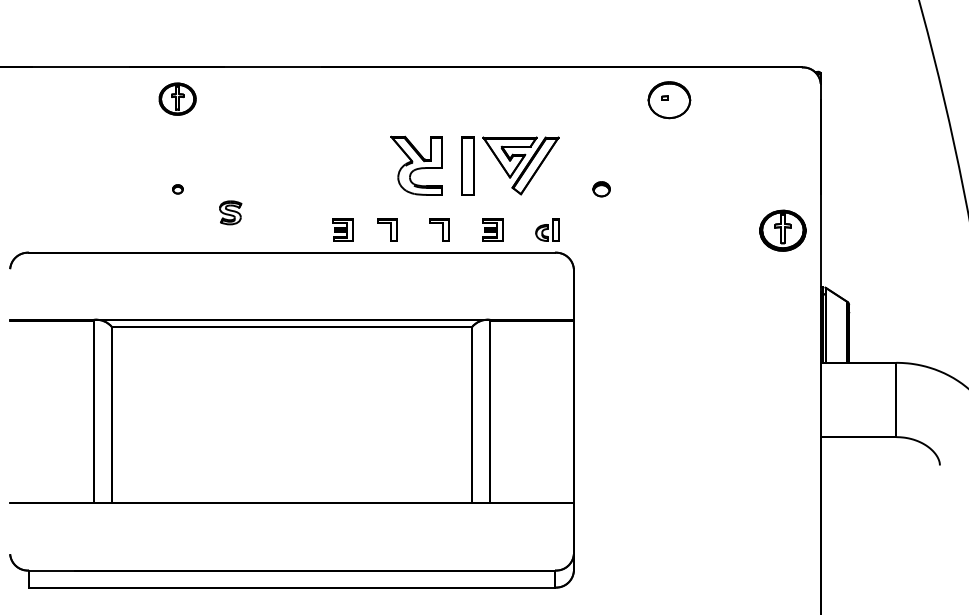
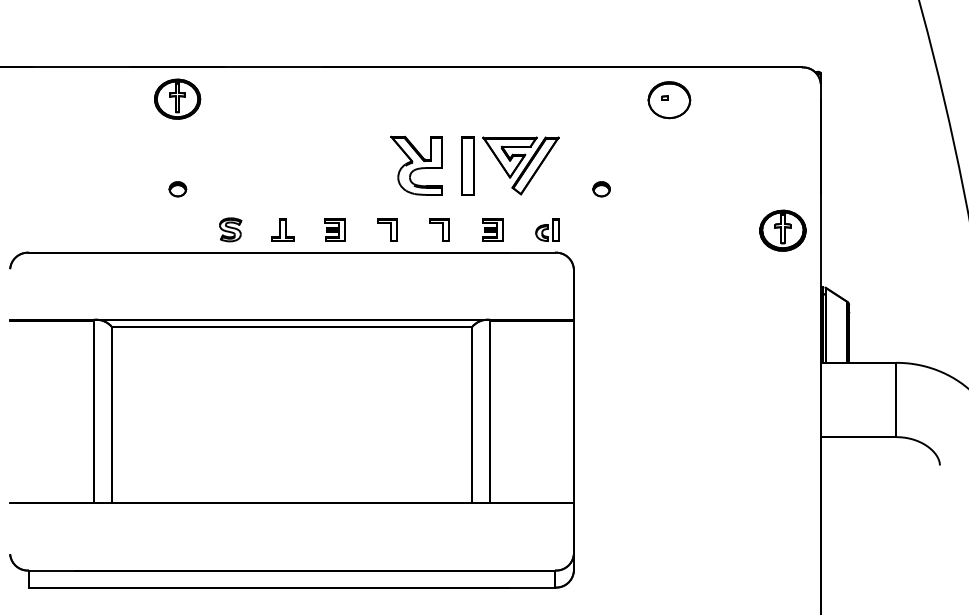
part size: 39x34 px -> 48x42 px (177, 98)
part size: 12x11 px -> 20x17 px (177, 189)
part position: (230, 212) -> (230, 229) (230, 229)
part: none -> present (282, 229)
part position: (342, 229) -> (334, 229) (334, 229)
